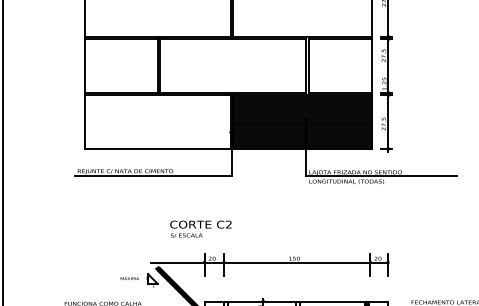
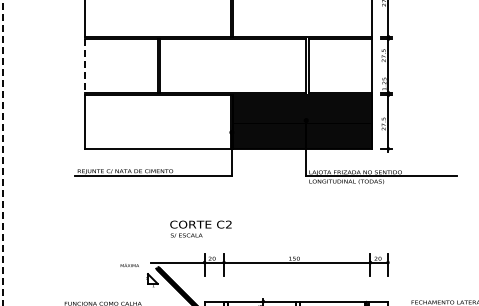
line: solid -> dashed (84, 65)
line: solid -> dashed (3, 153)
text position: (129, 277) -> (129, 264) (129, 264)
